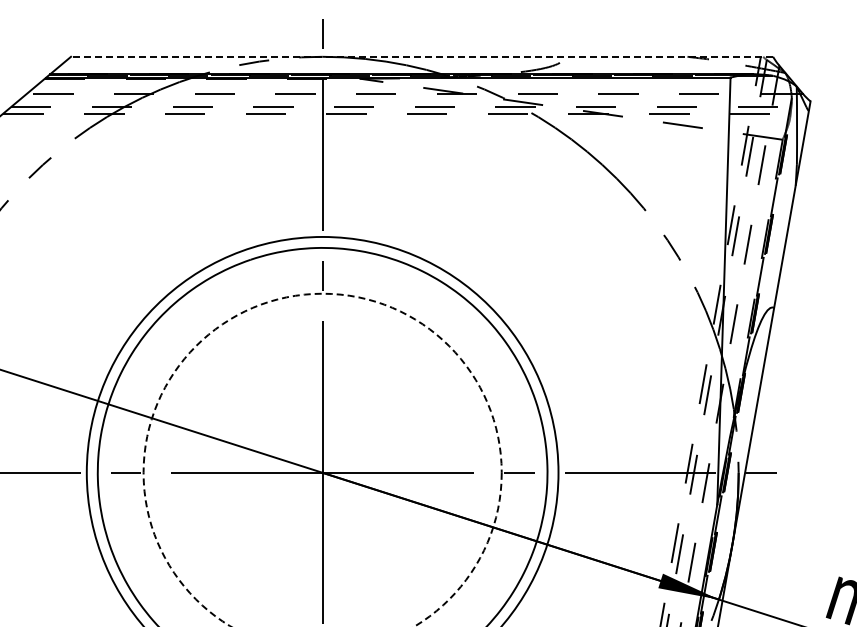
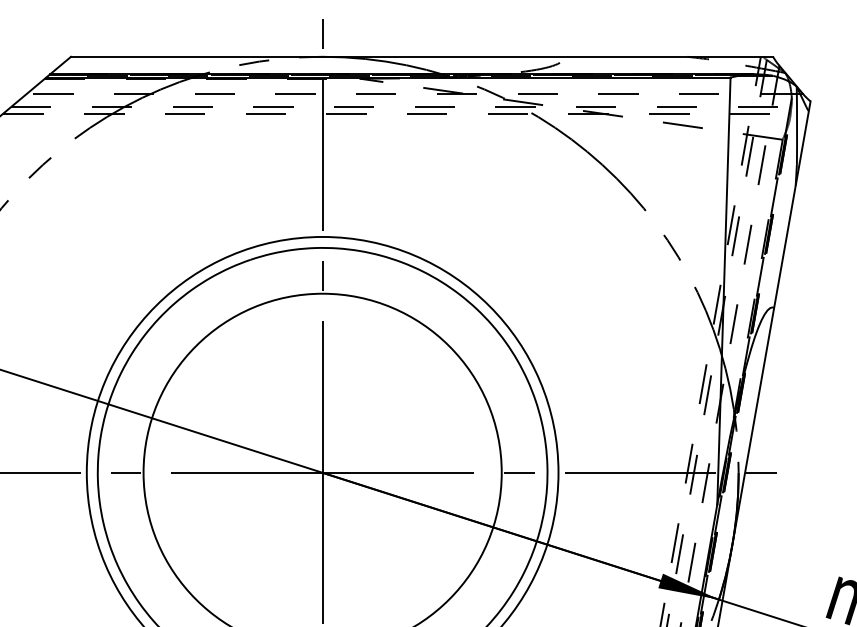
line: dashed -> solid (421, 56)
circle: dashed -> solid (322, 459)
